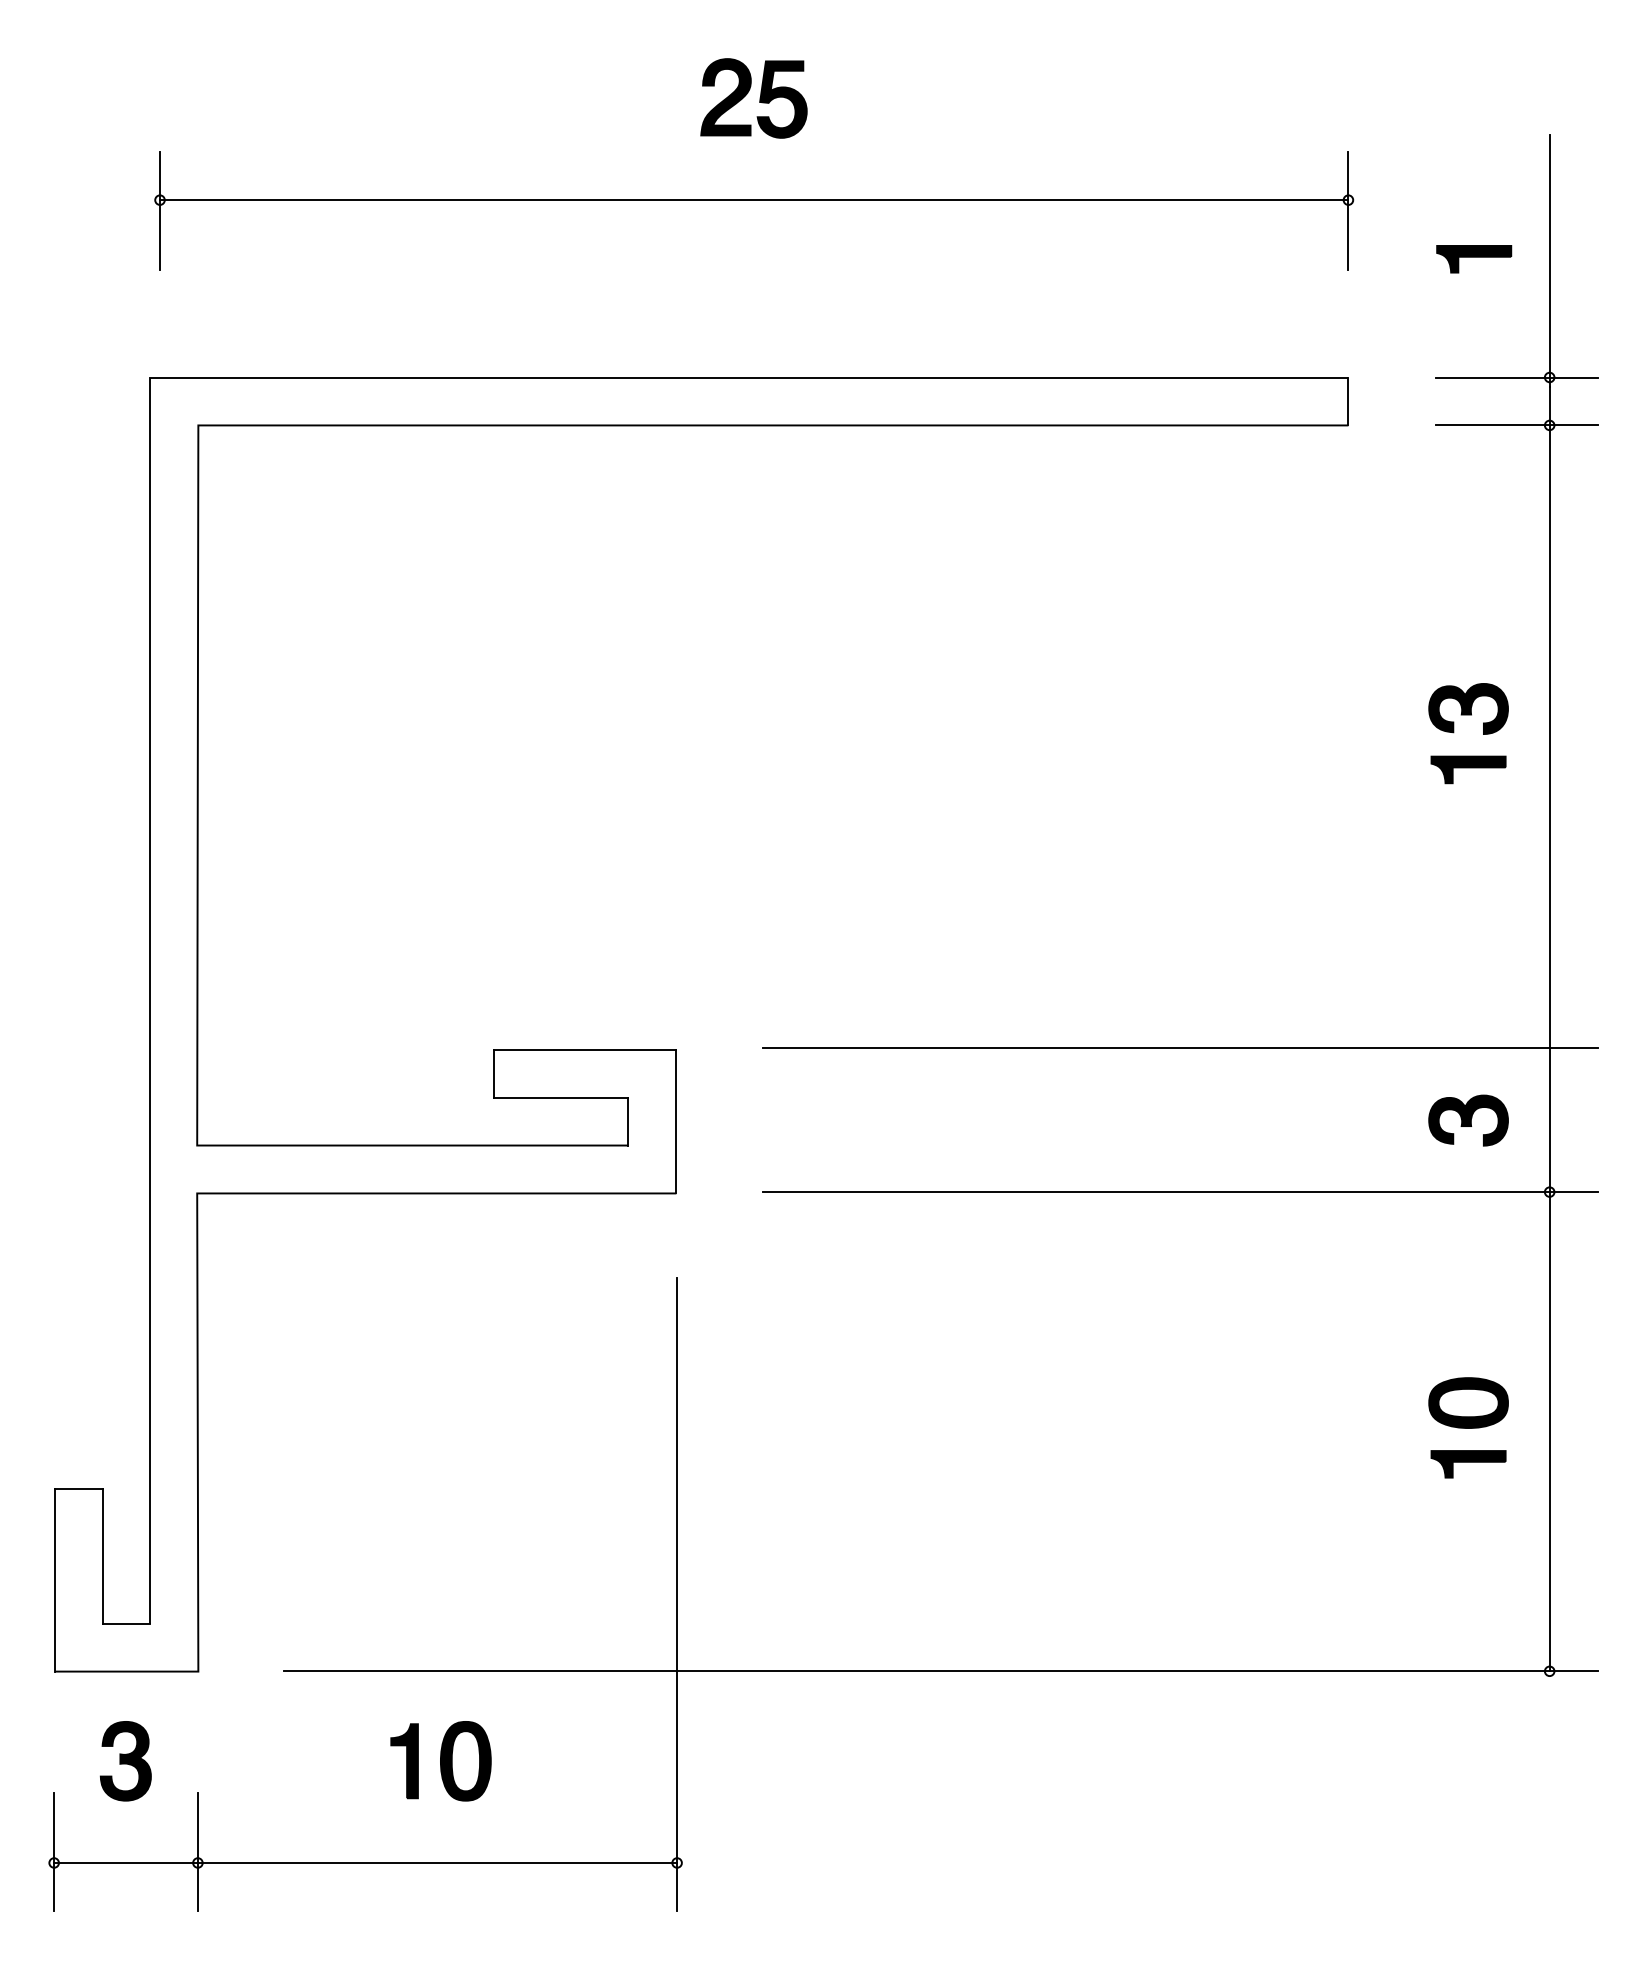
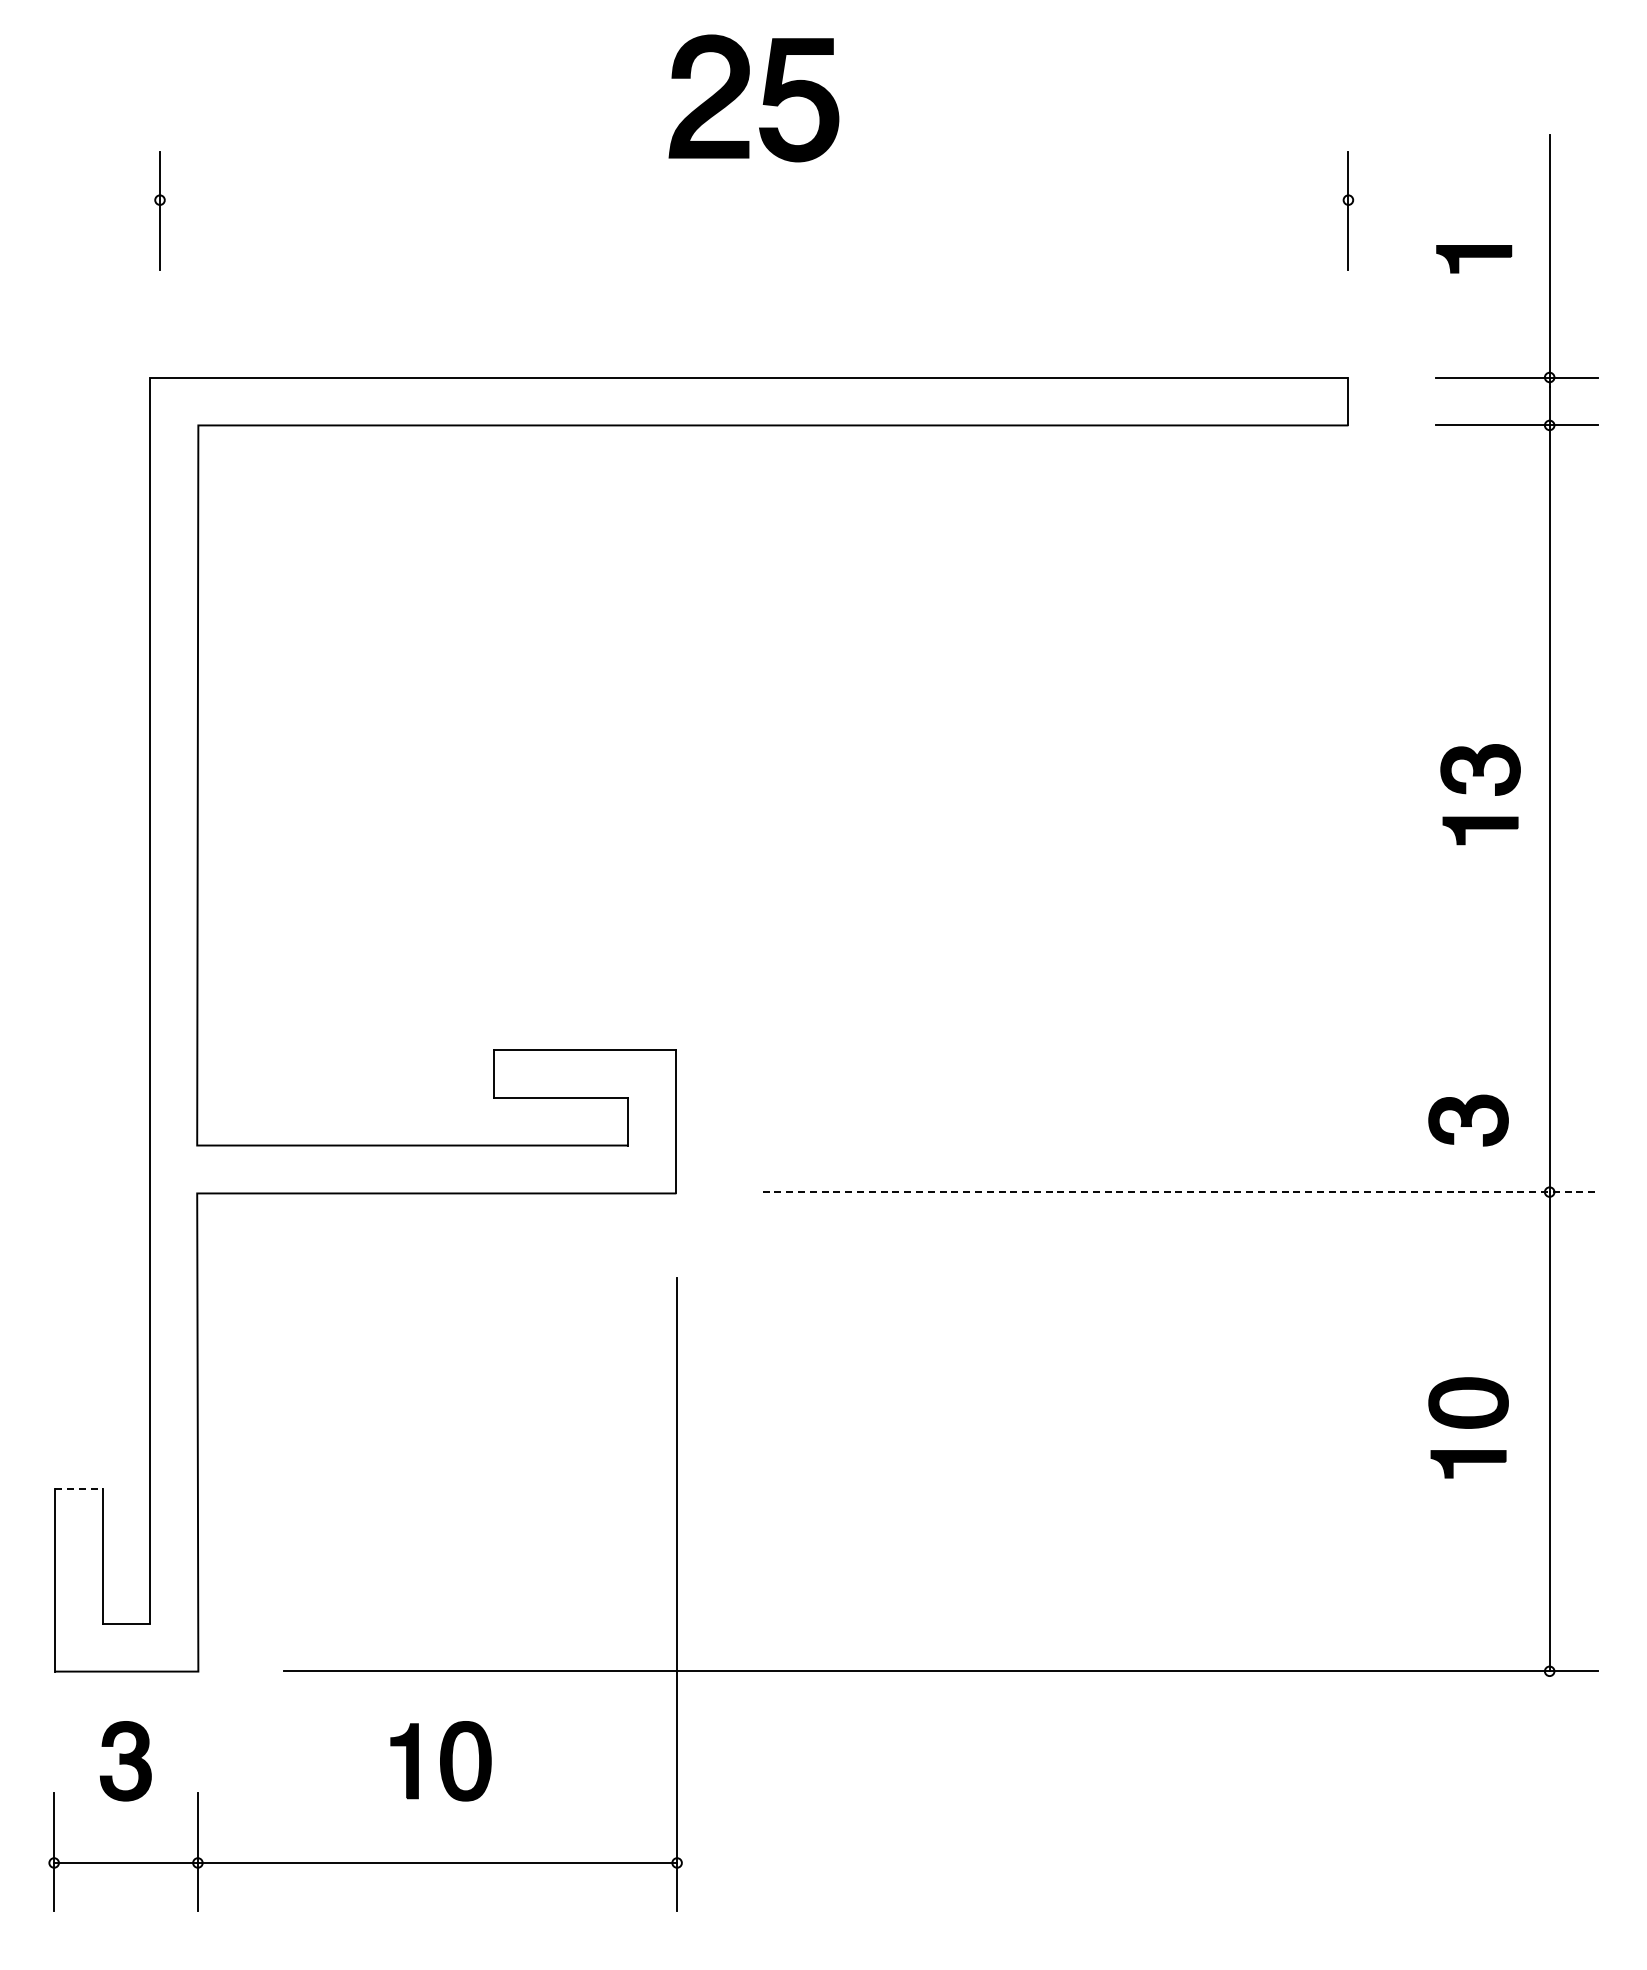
part size: 108x81 px -> 172x129 px (753, 98)
line: present -> none (754, 200)
part position: (1454, 732) -> (1466, 793) (1466, 793)
line: present -> none (1179, 1048)
line: solid -> dashed (1180, 1192)
line: solid -> dashed (79, 1489)
